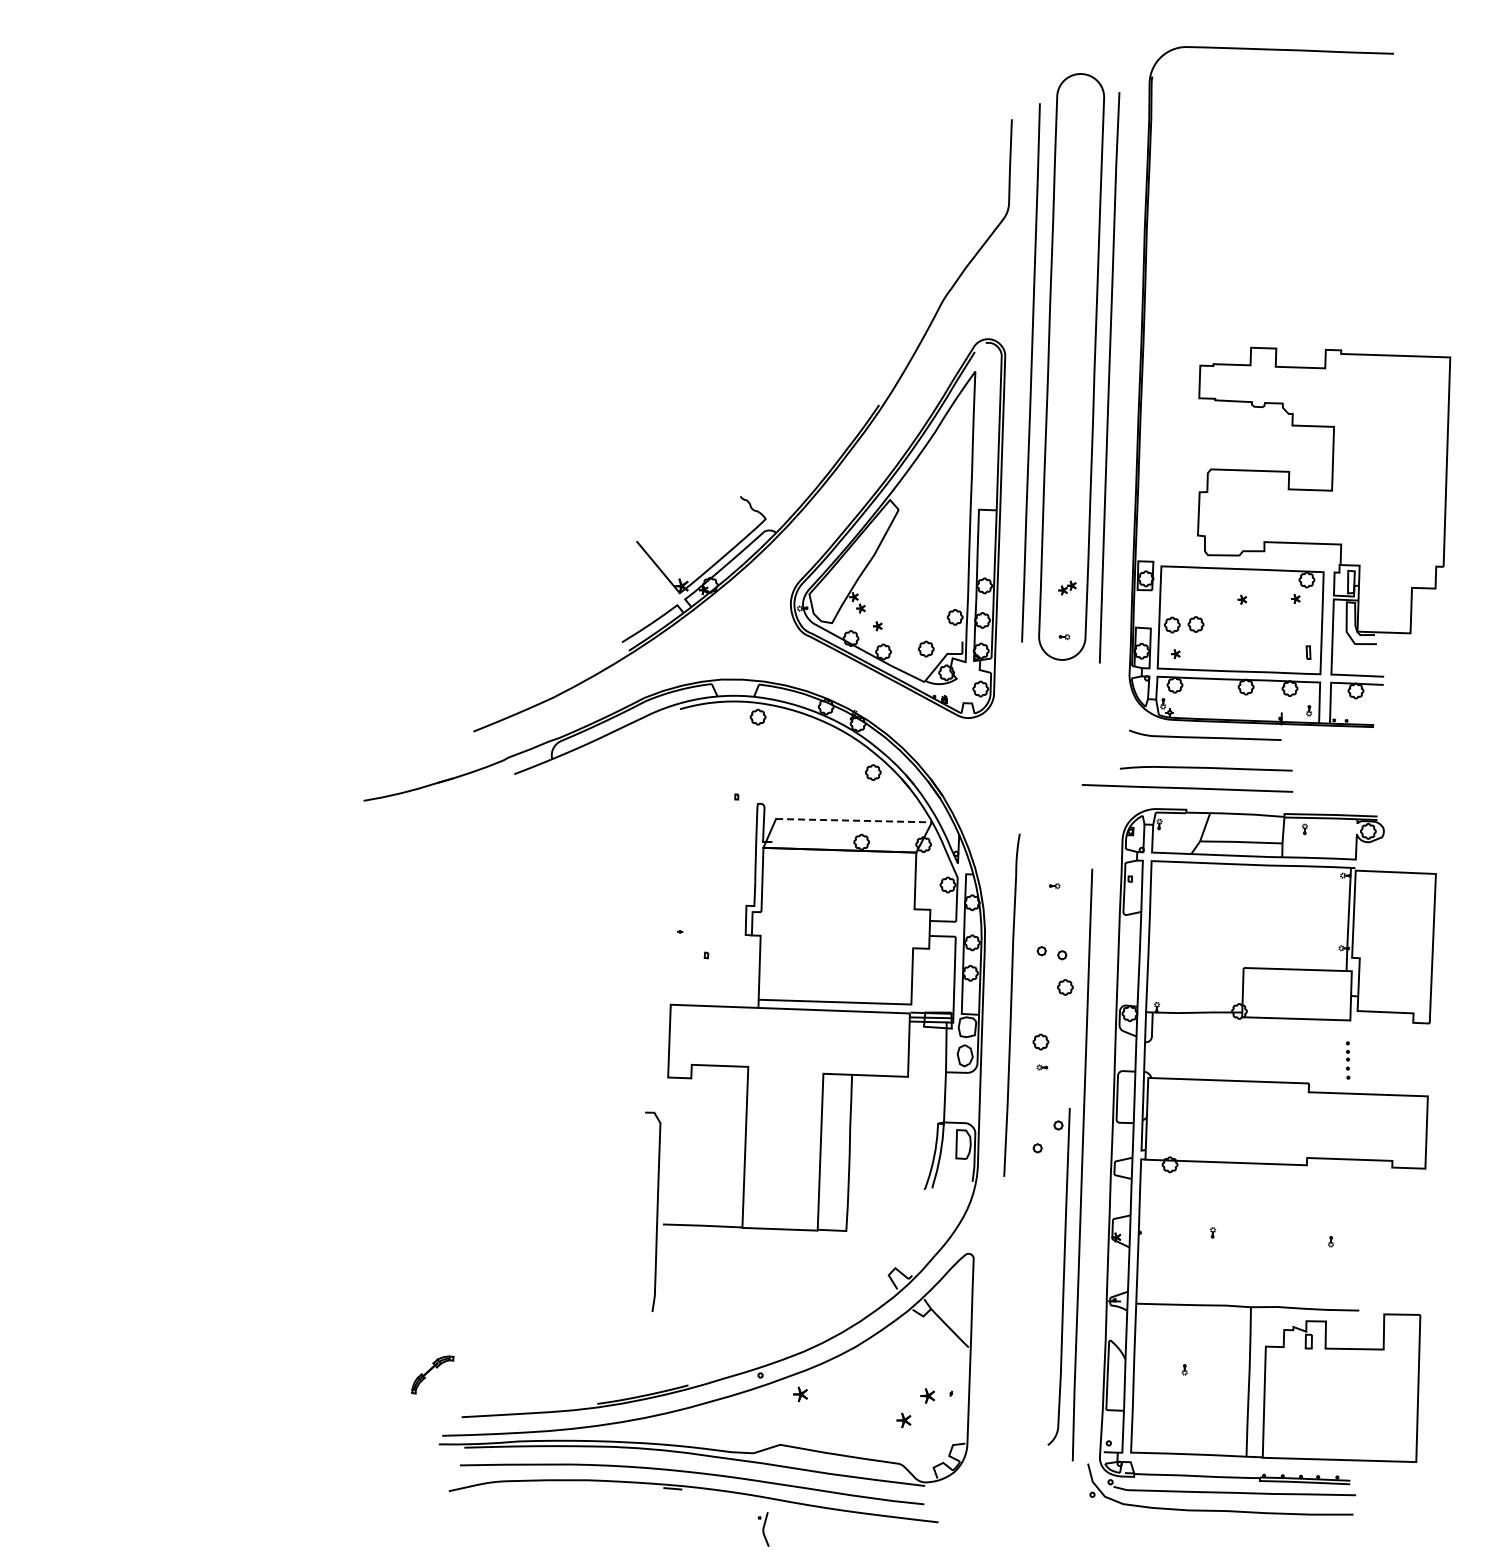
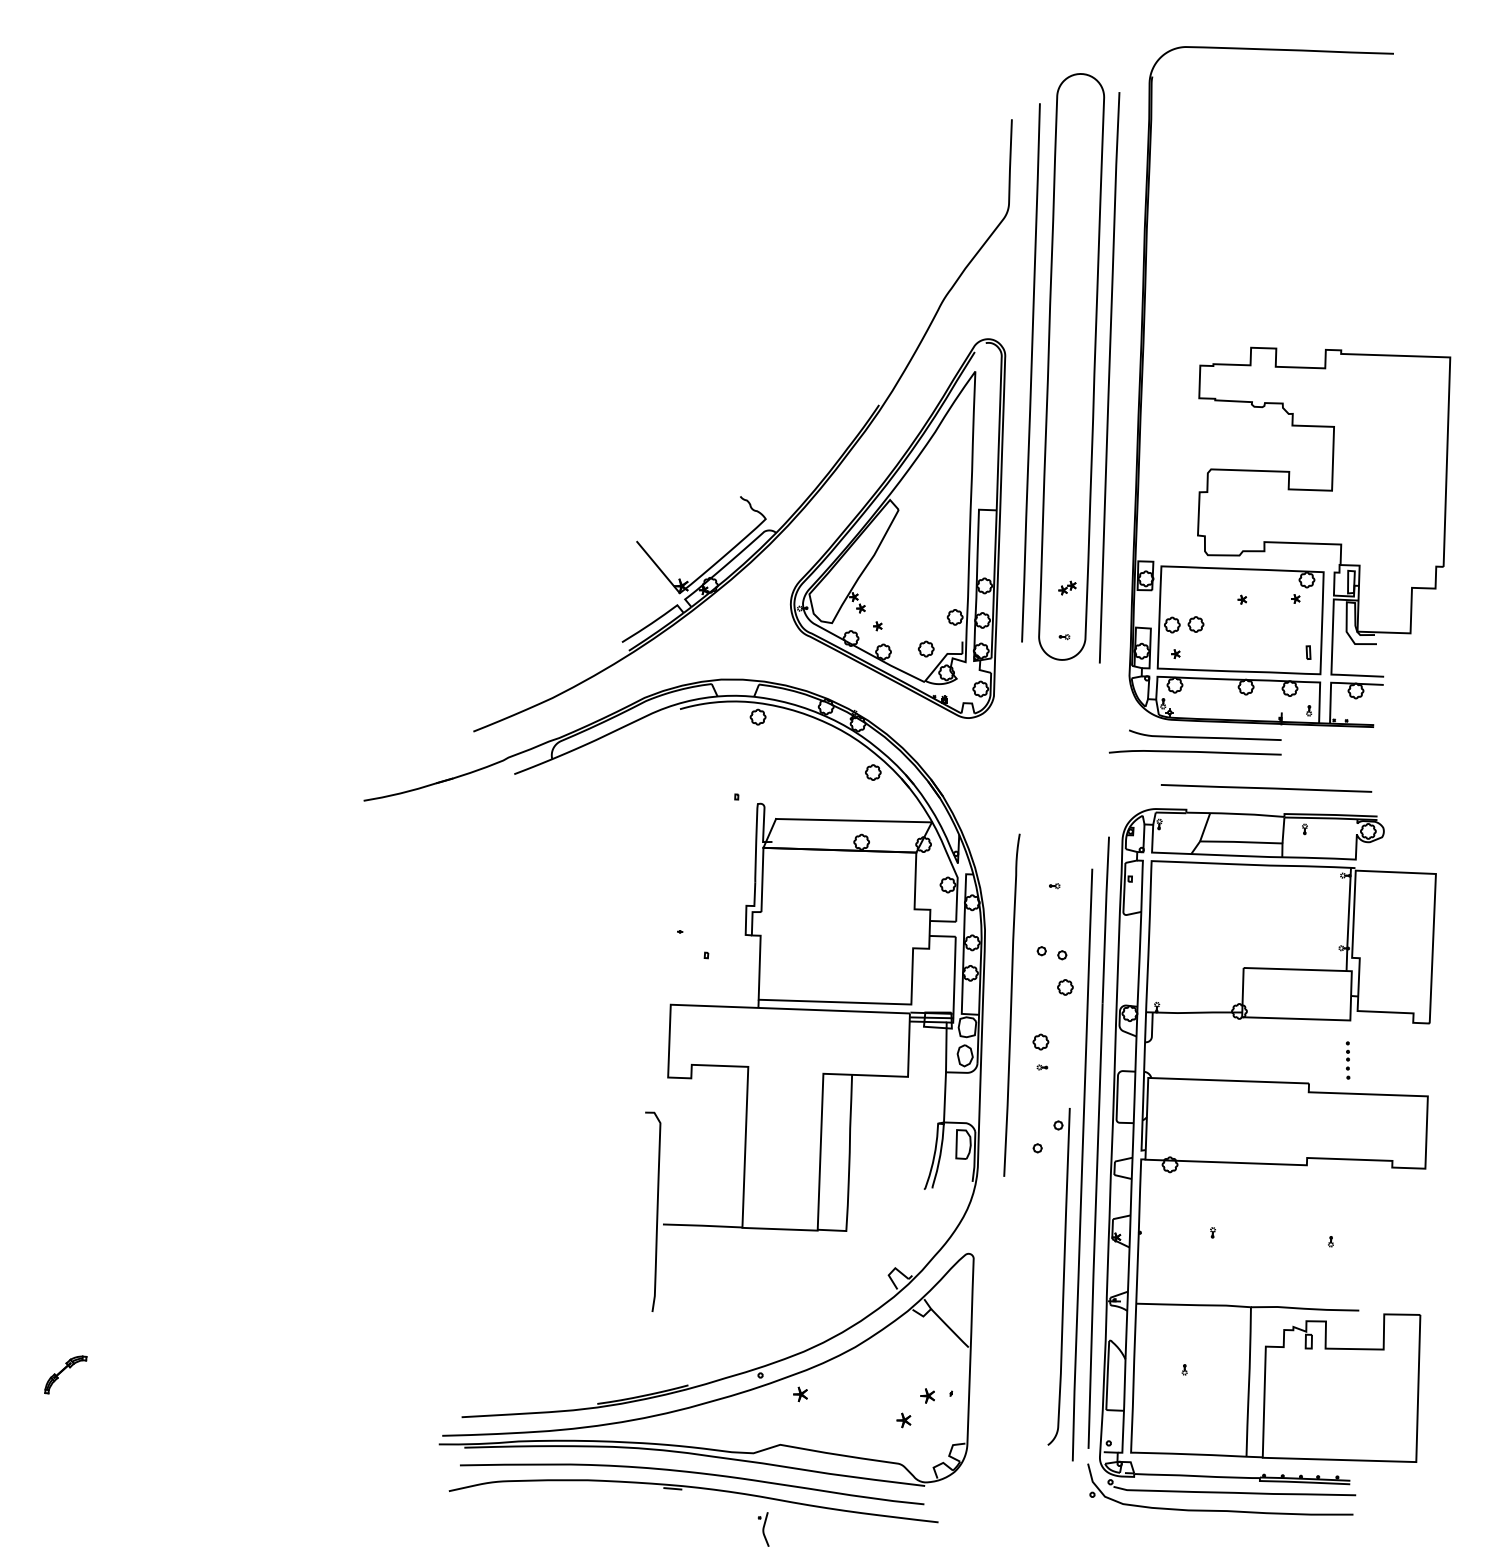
curve position: (1205, 768) -> (1194, 752) (1194, 752)
line position: (1187, 788) -> (1266, 788) (1266, 788)
line: dashed -> solid (854, 820)
line: none -> present (1098, 1142)
part position: (432, 1374) -> (65, 1374) (65, 1374)
